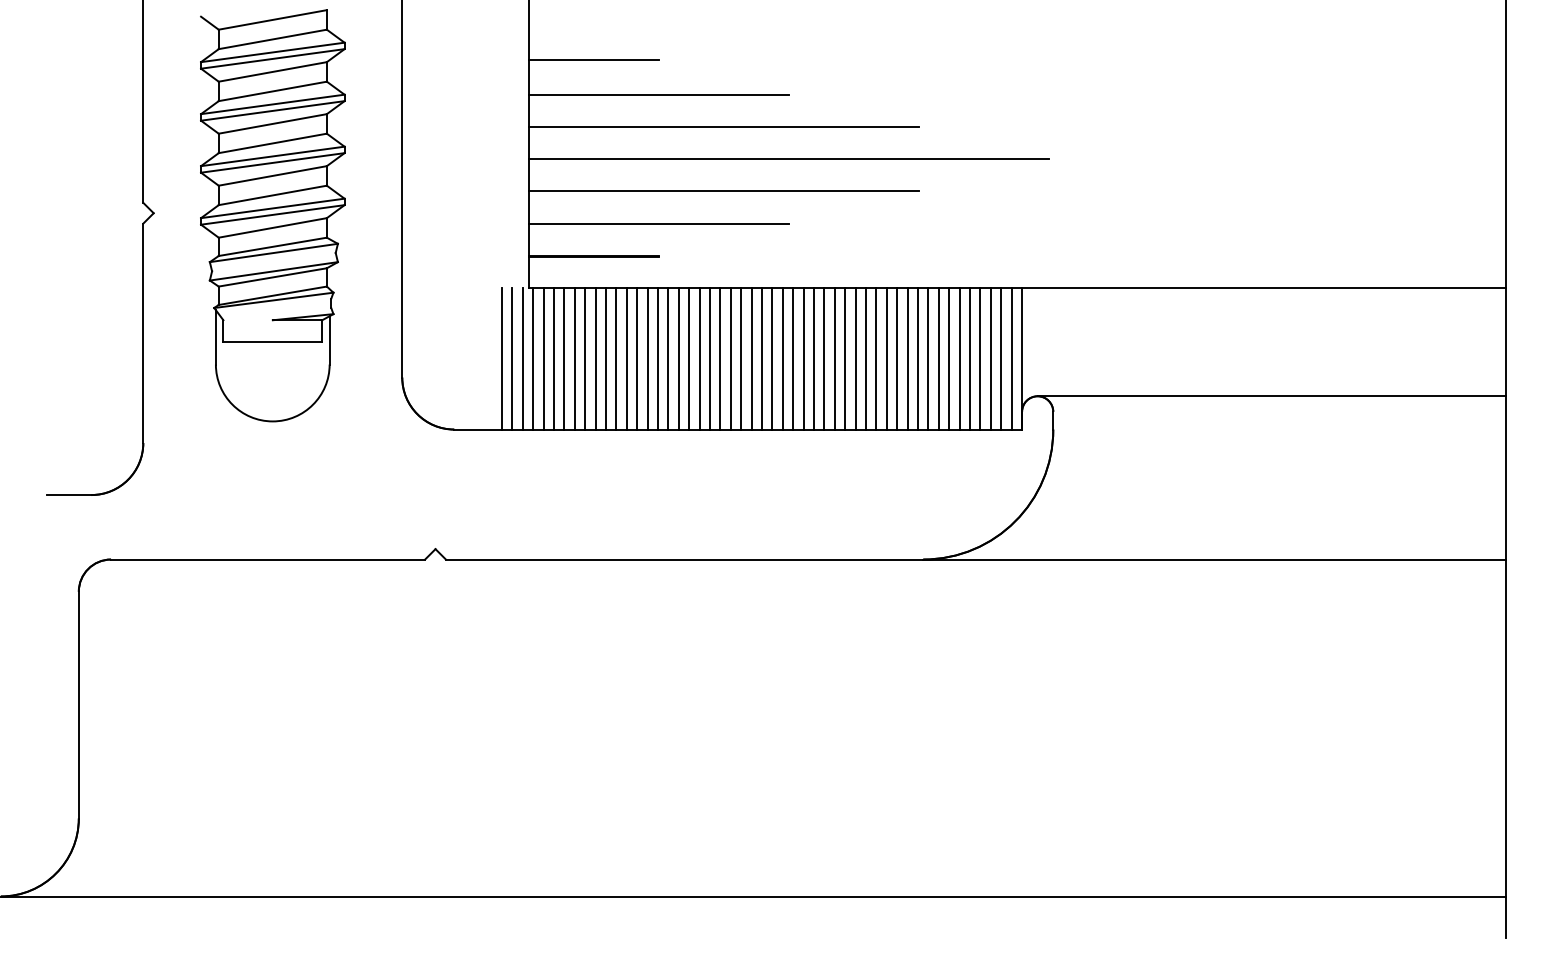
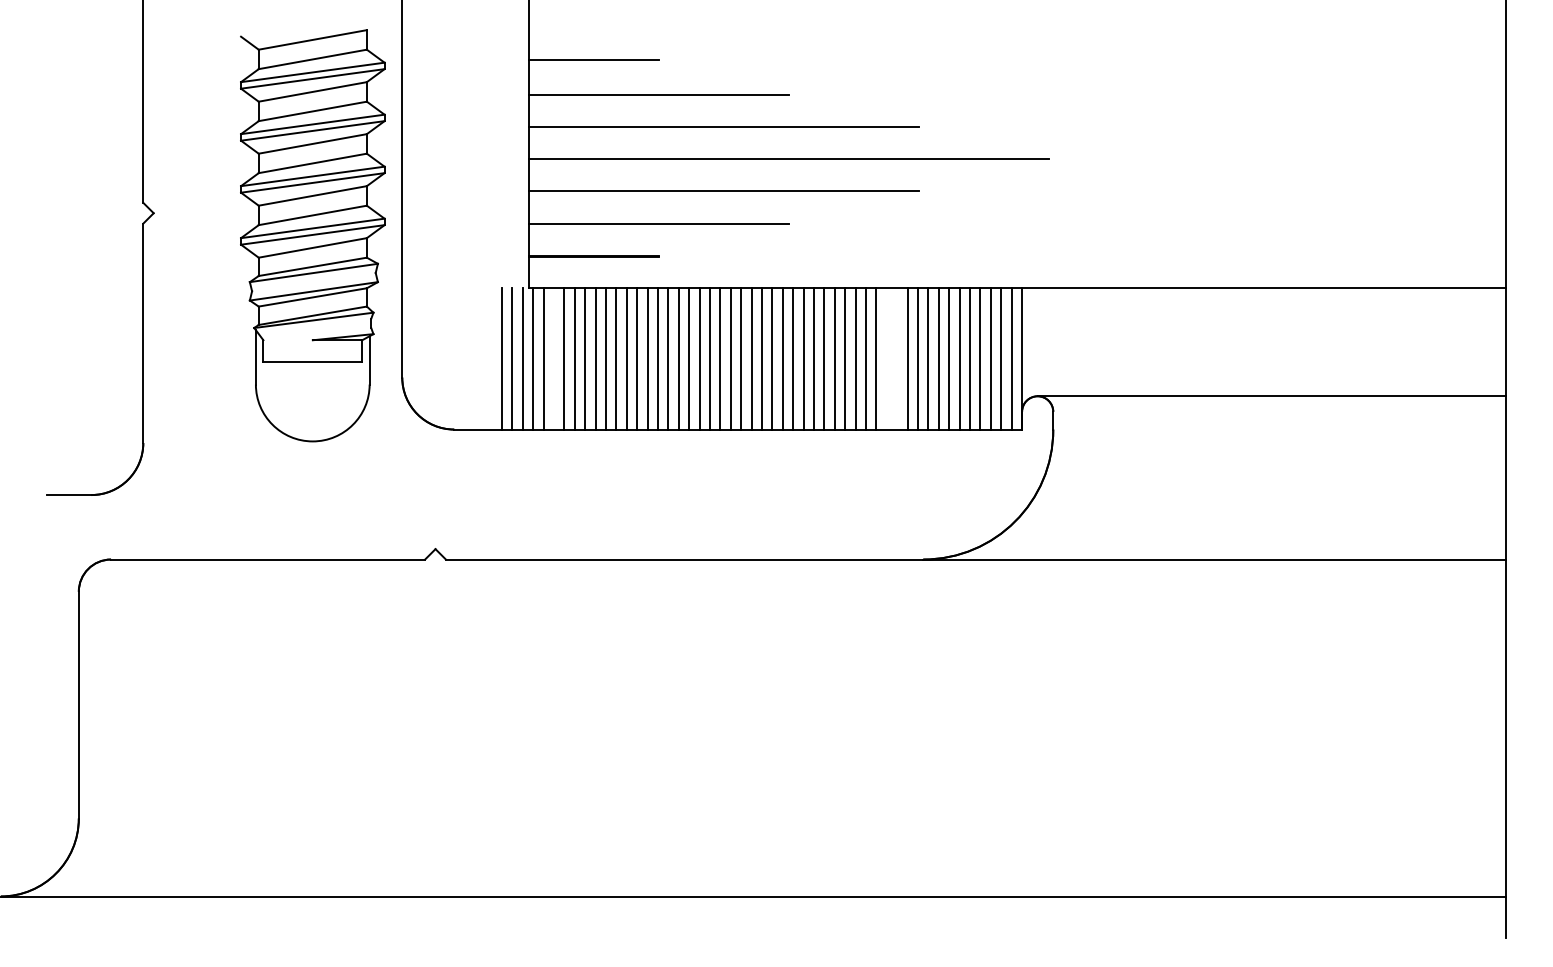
part position: (272, 215) -> (312, 235) (312, 235)
line: present -> none (554, 358)
line: present -> none (886, 358)
line: present -> none (897, 358)
